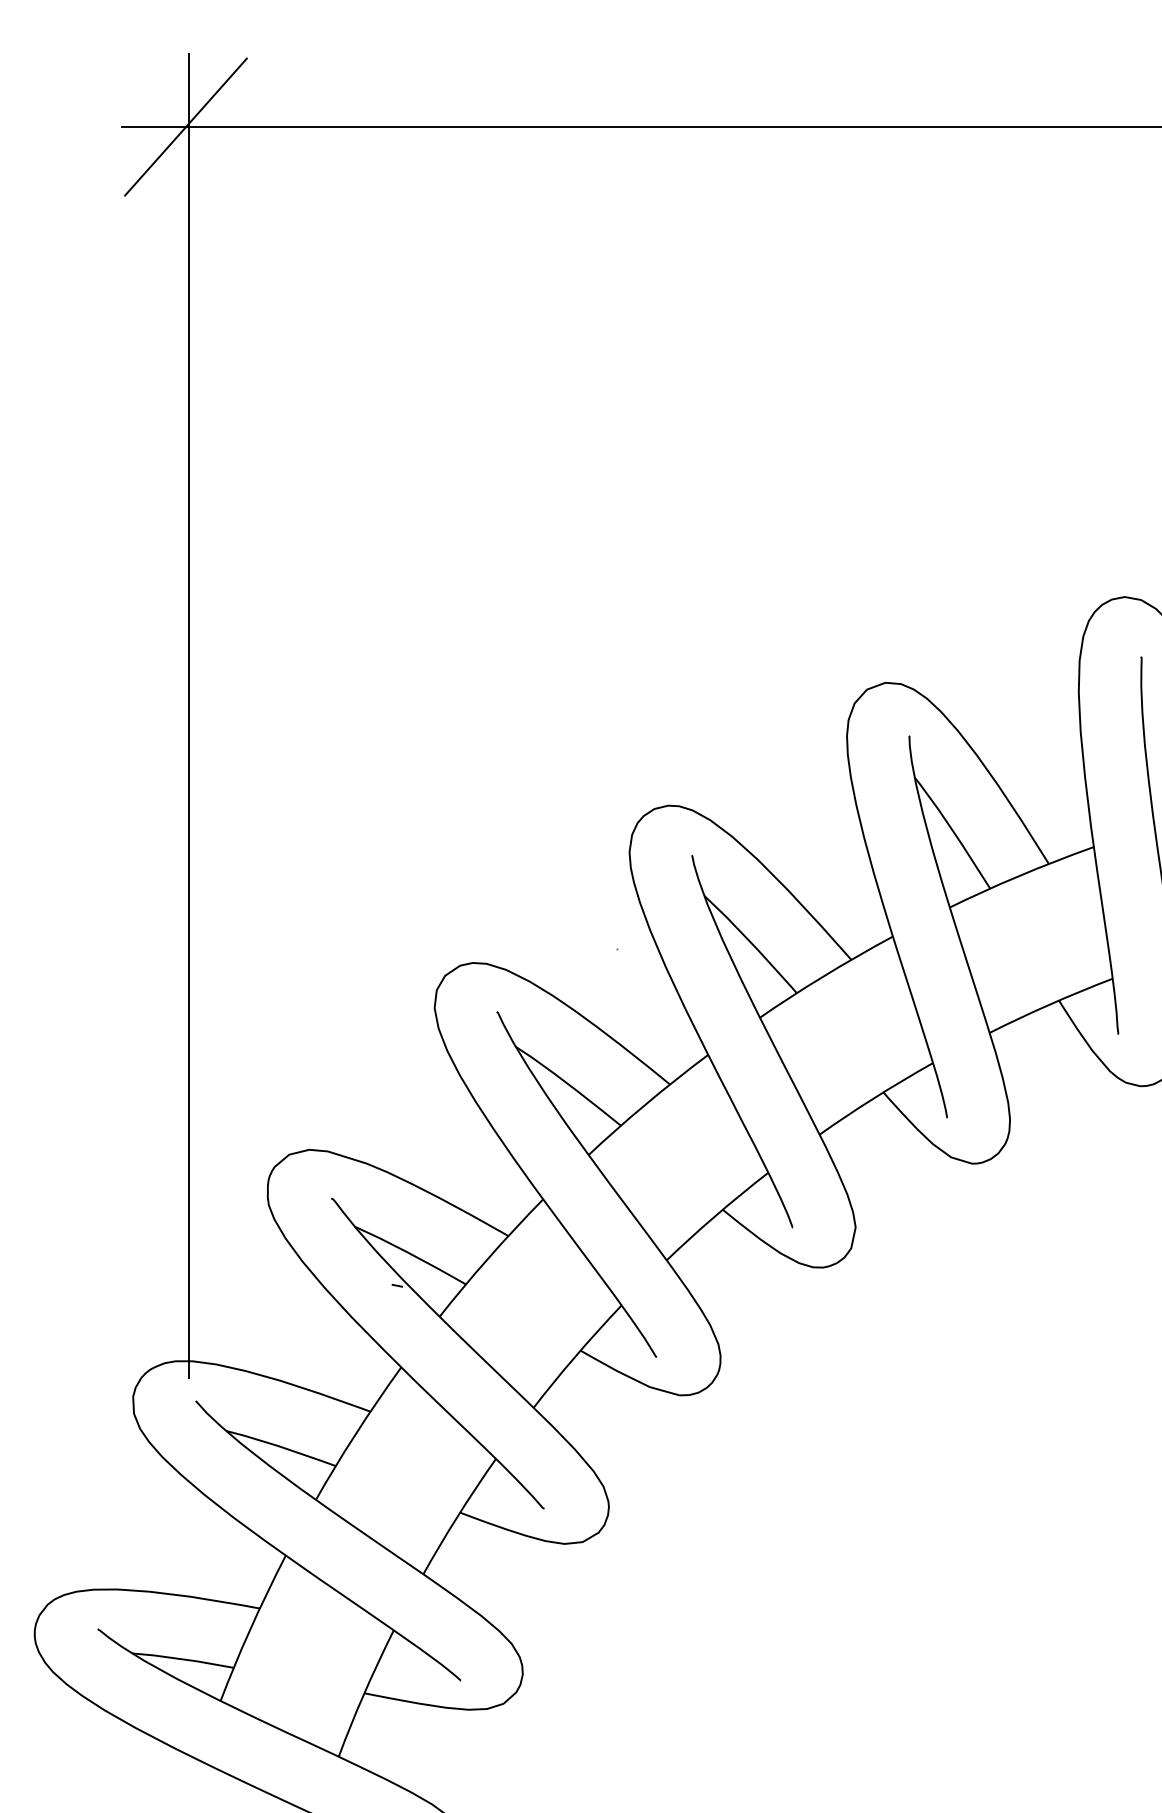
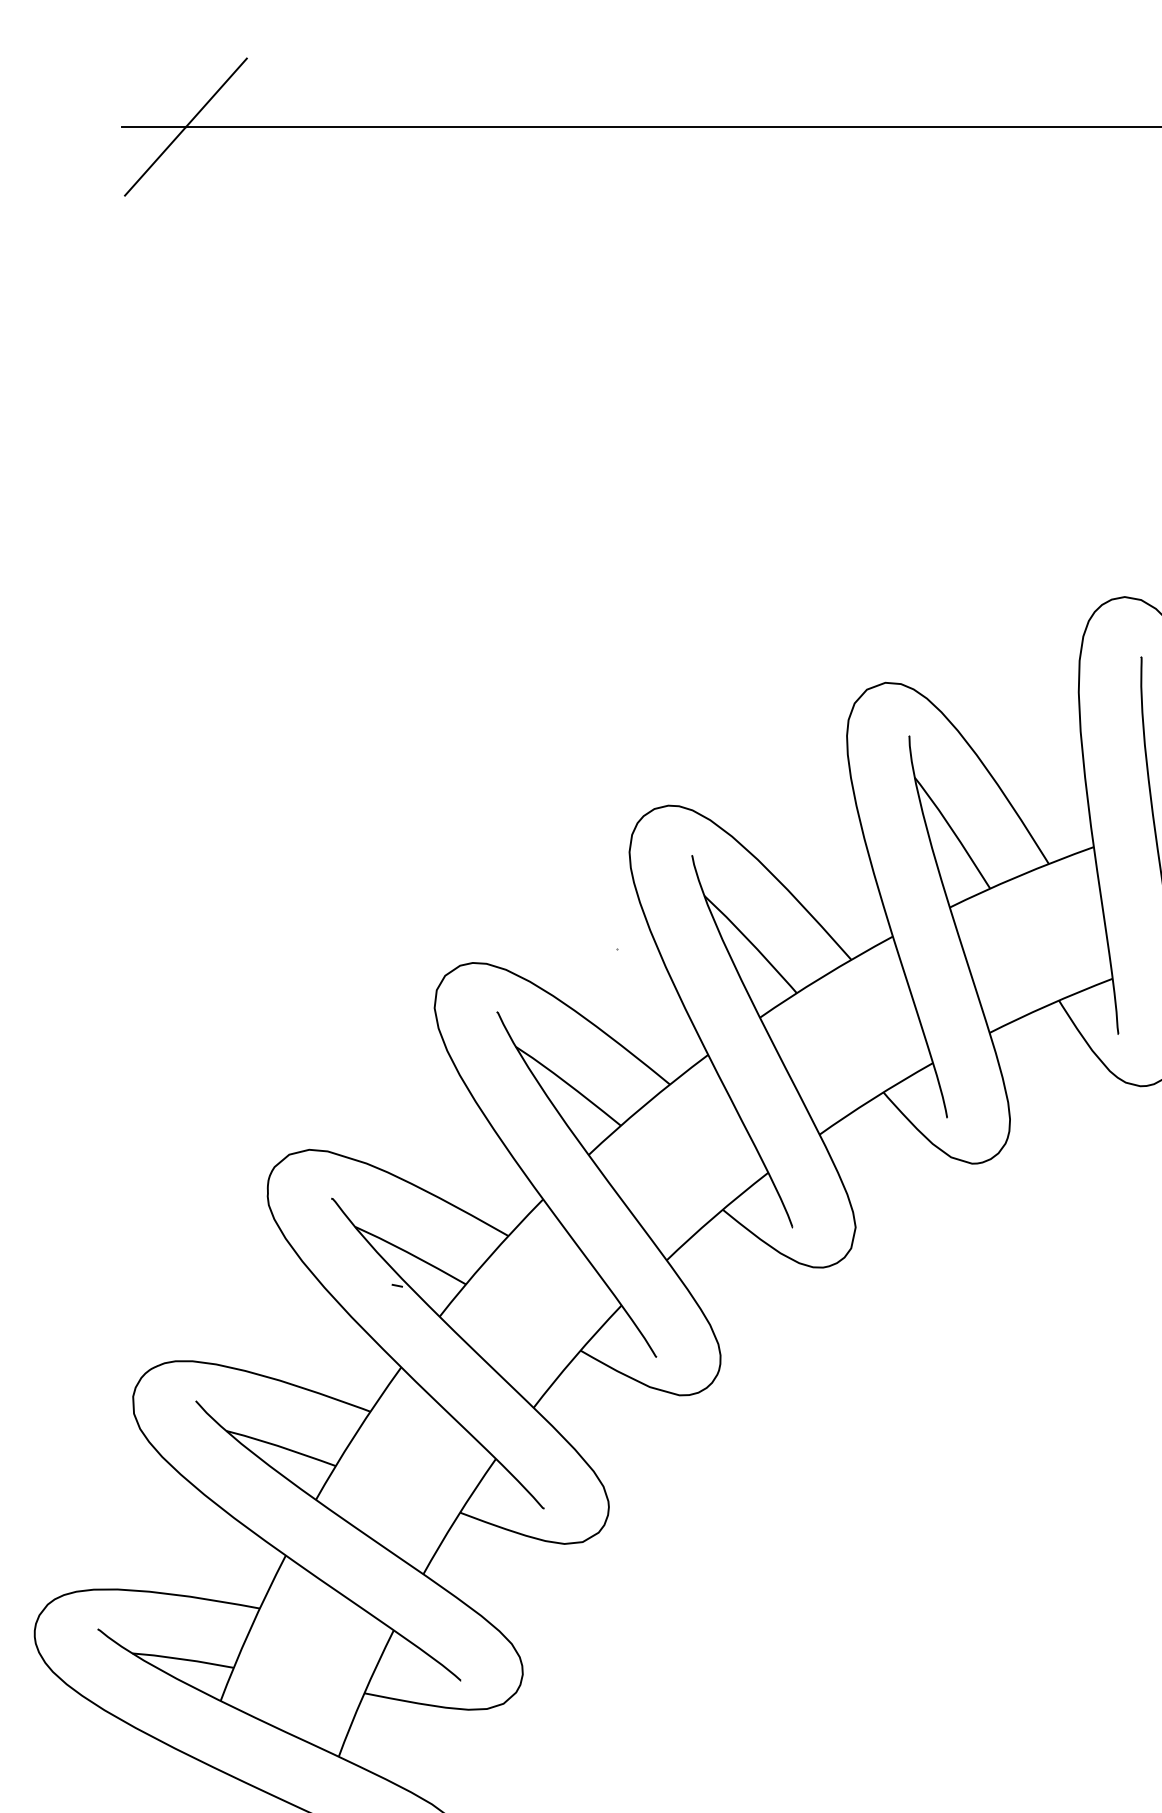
line: present -> none (189, 715)
